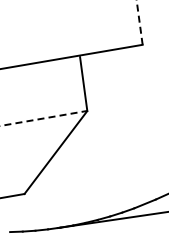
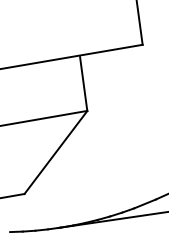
line: dashed -> solid (139, 22)
line: dashed -> solid (44, 118)
